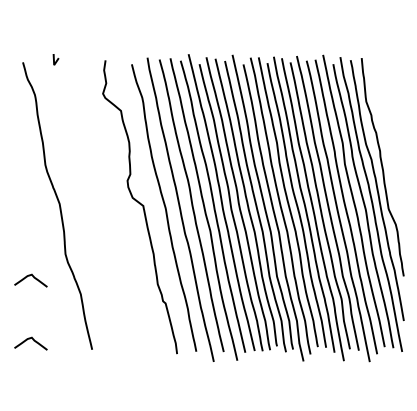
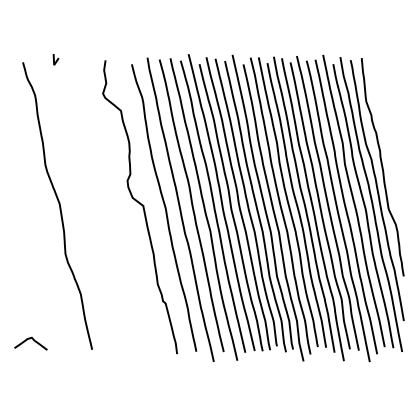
curve: present -> none (33, 278)
